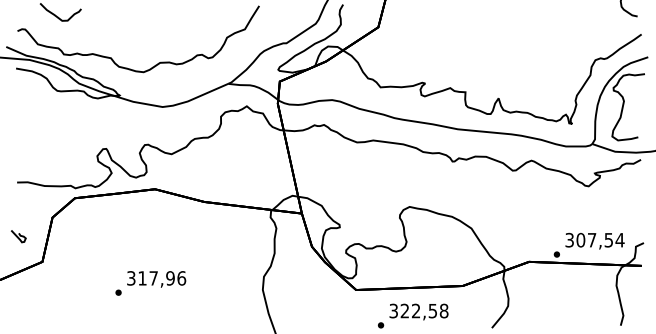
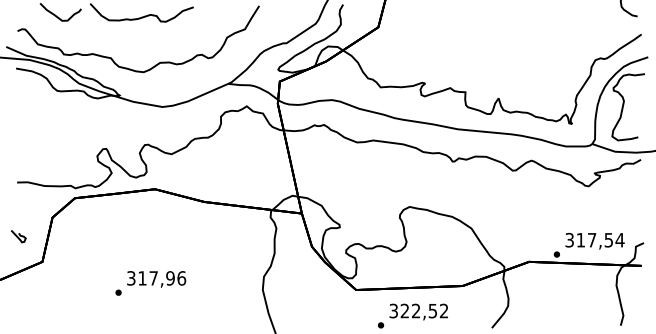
curve: none -> present (141, 16)
text: 307,54 -> 317,54 (580, 239)
text: 322,58 -> 322,52 (443, 310)
